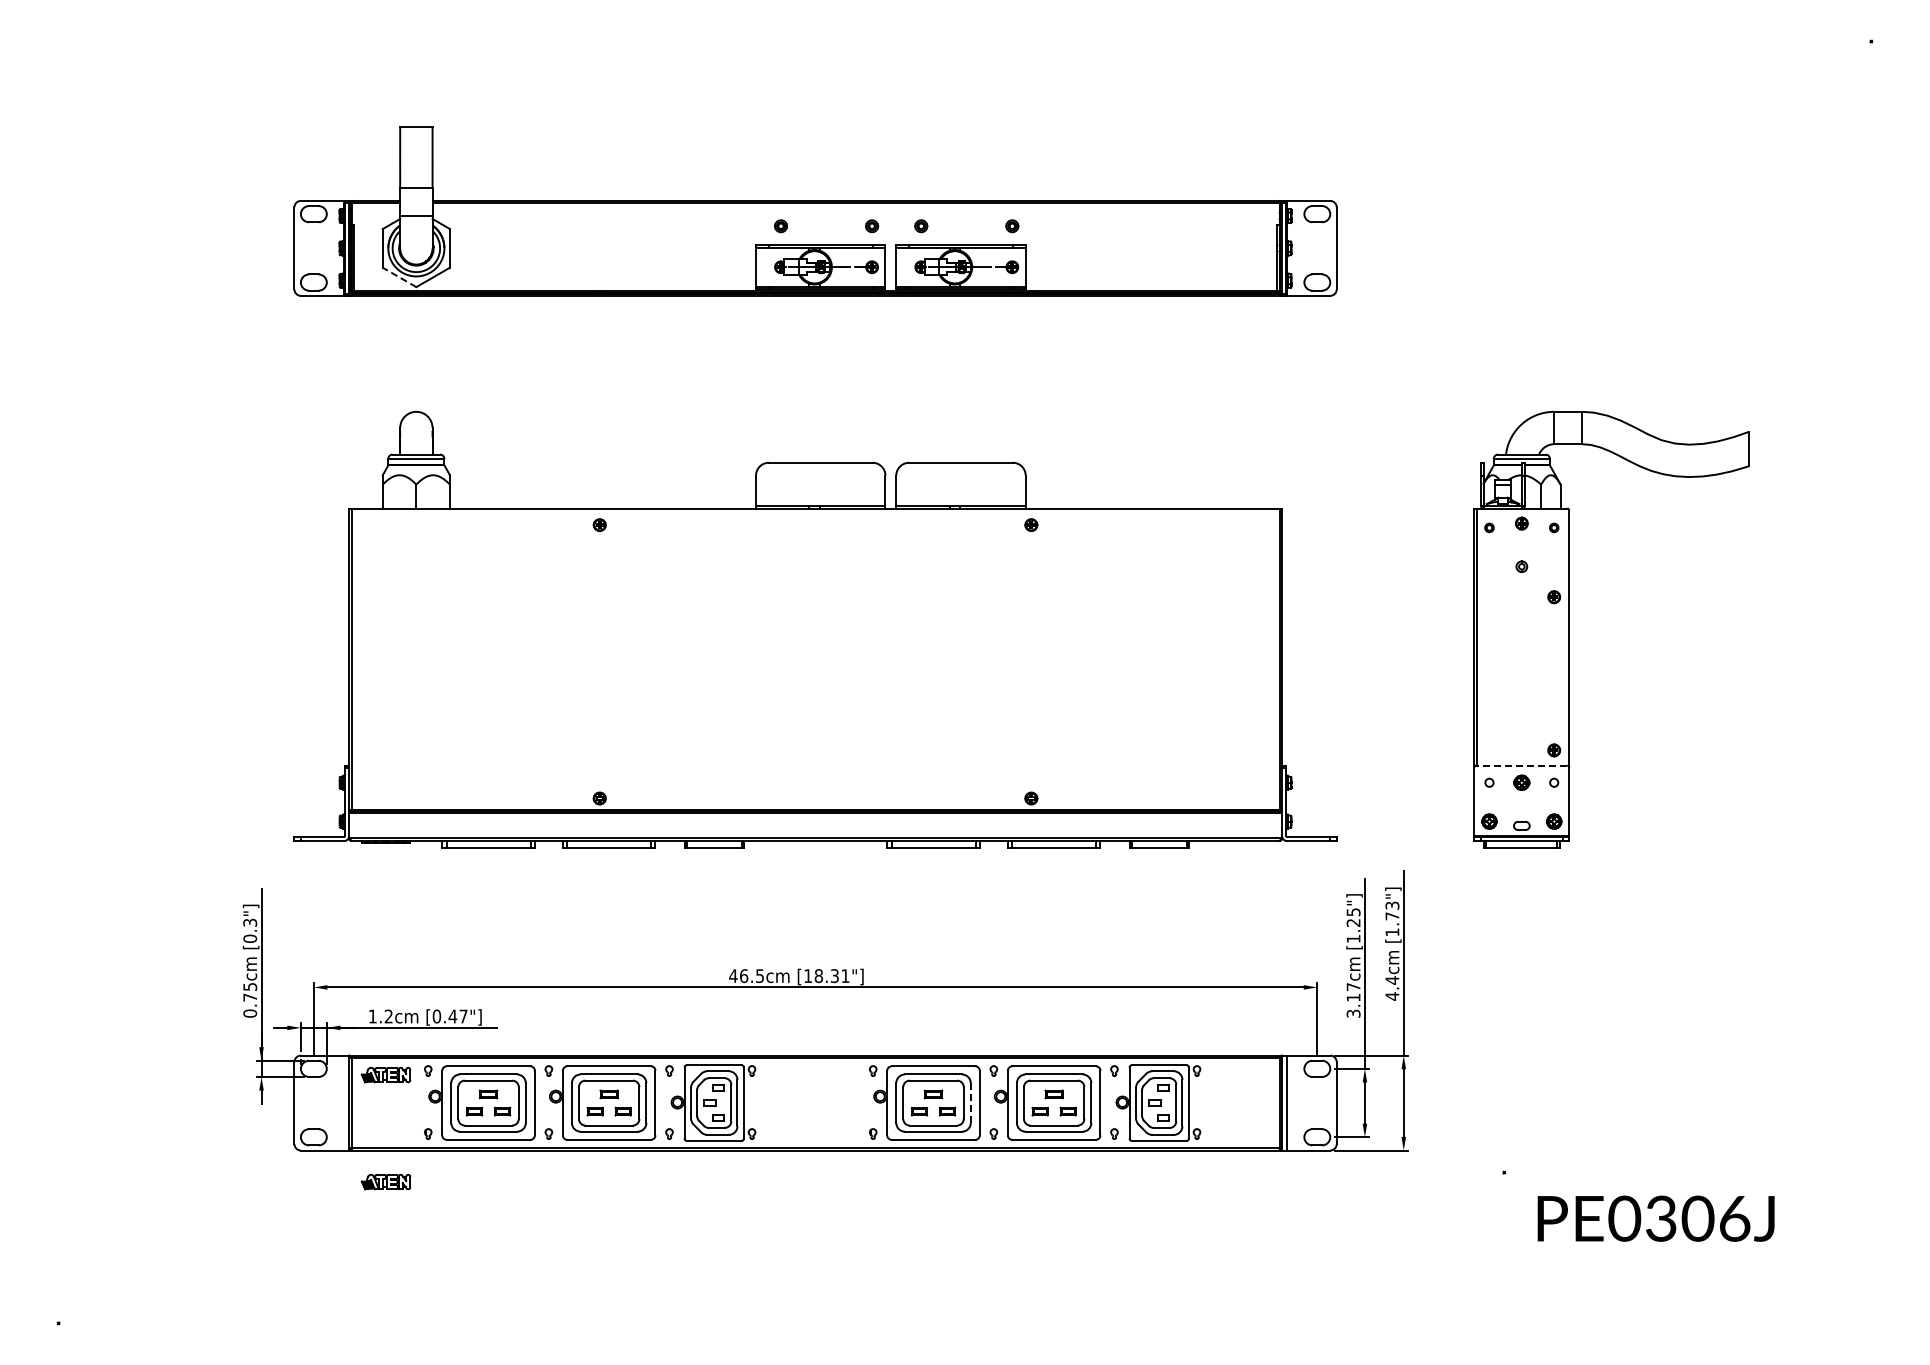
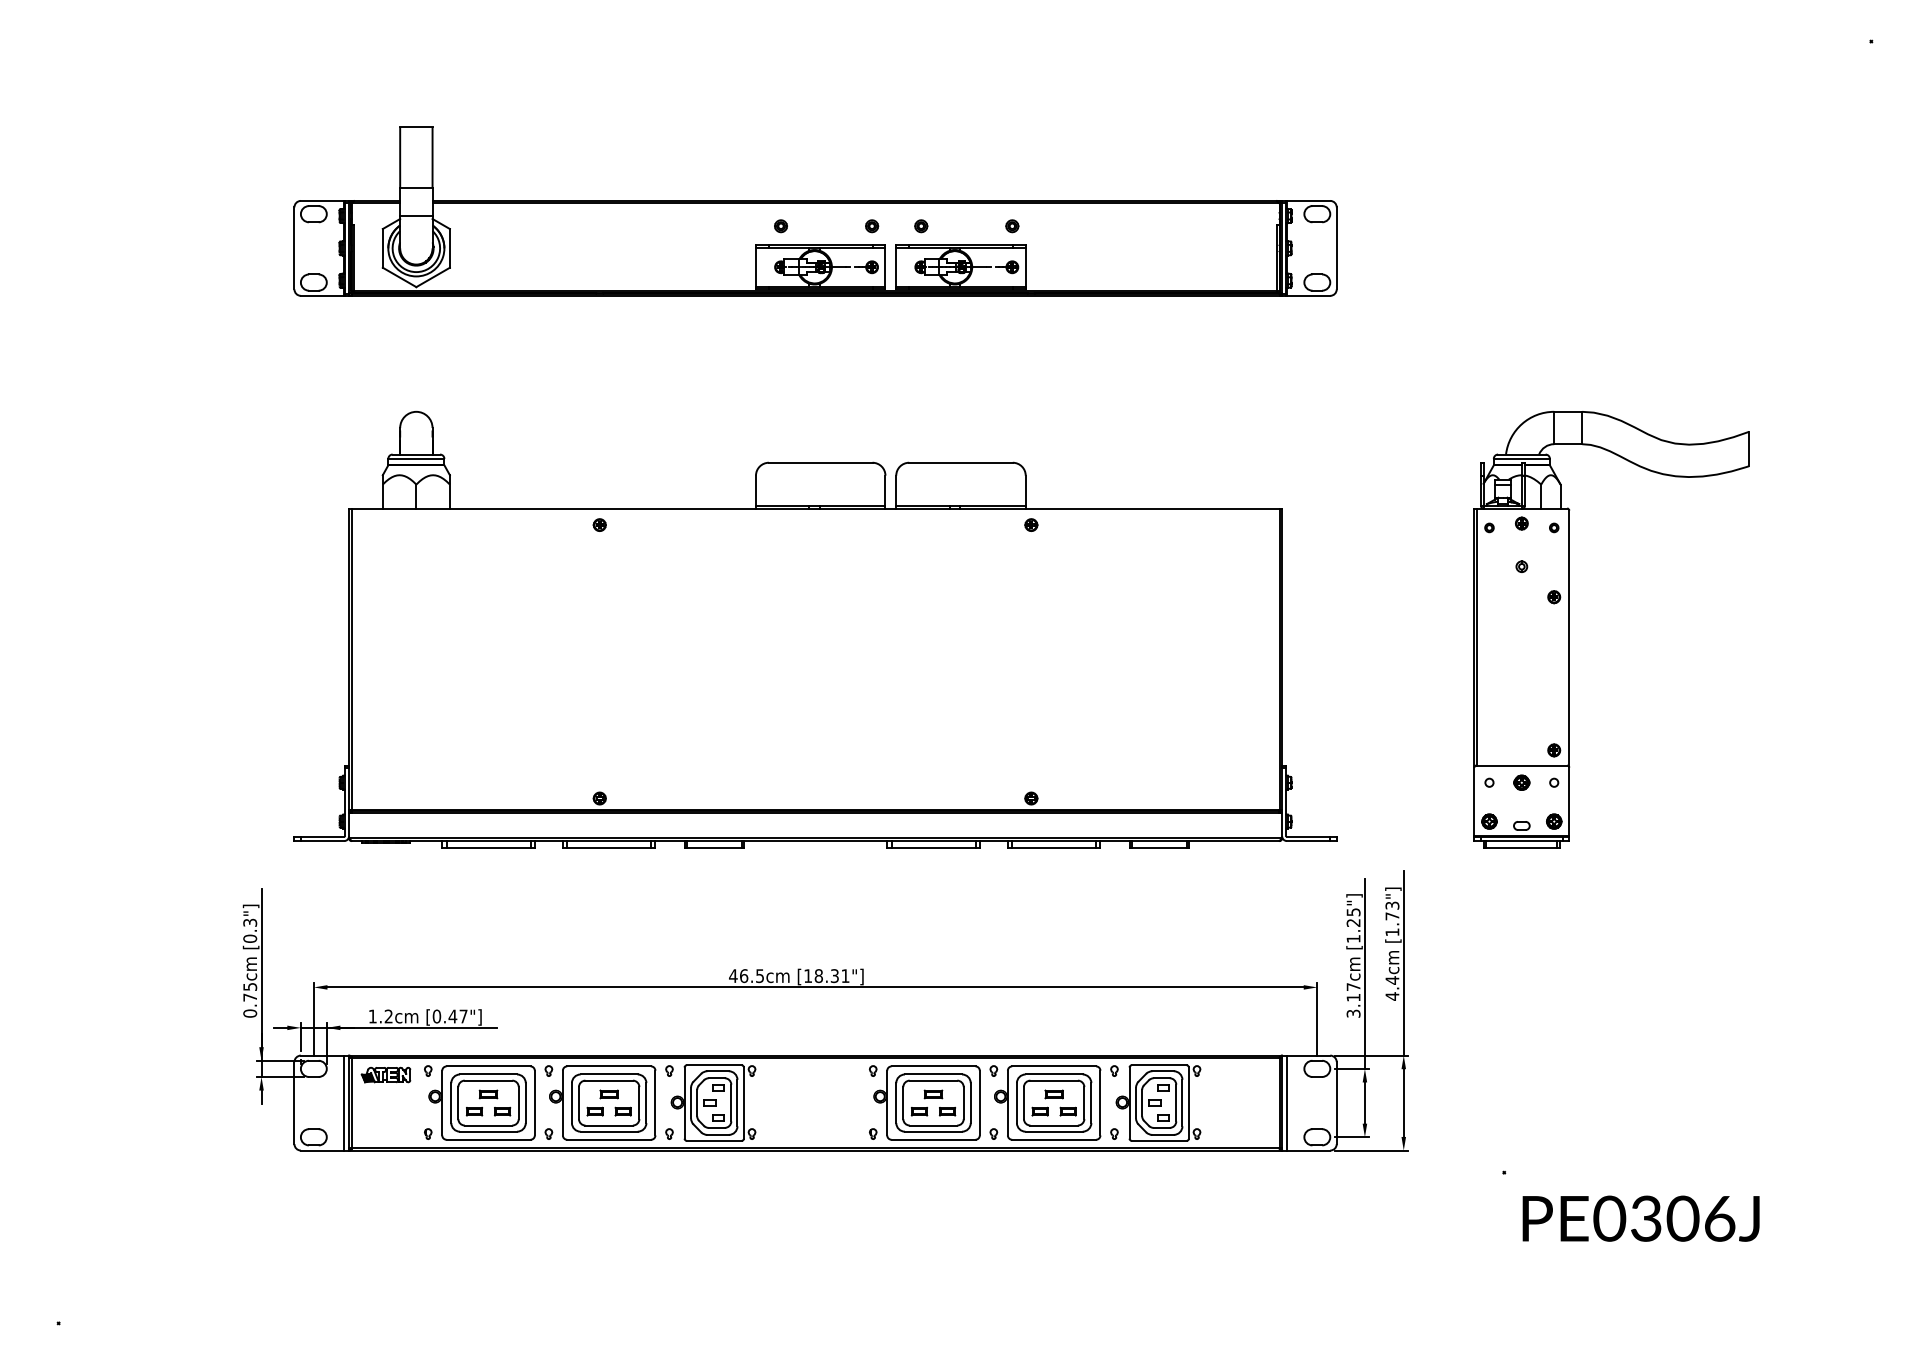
line: dashed -> solid (399, 277)
line: dashed -> solid (1521, 765)
line: none -> present (344, 1102)
line: dashed -> solid (970, 1103)
part: present -> none (385, 1181)
text position: (1655, 1218) -> (1640, 1218) (1640, 1218)
